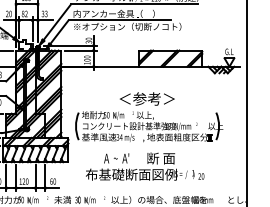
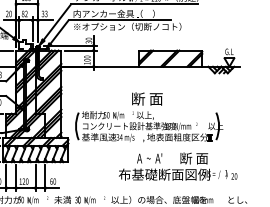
text: ＜参考＞ -> 断 面 (146, 98)
line: present -> none (247, 102)
text position: (145, 166) -> (178, 166) (178, 166)
